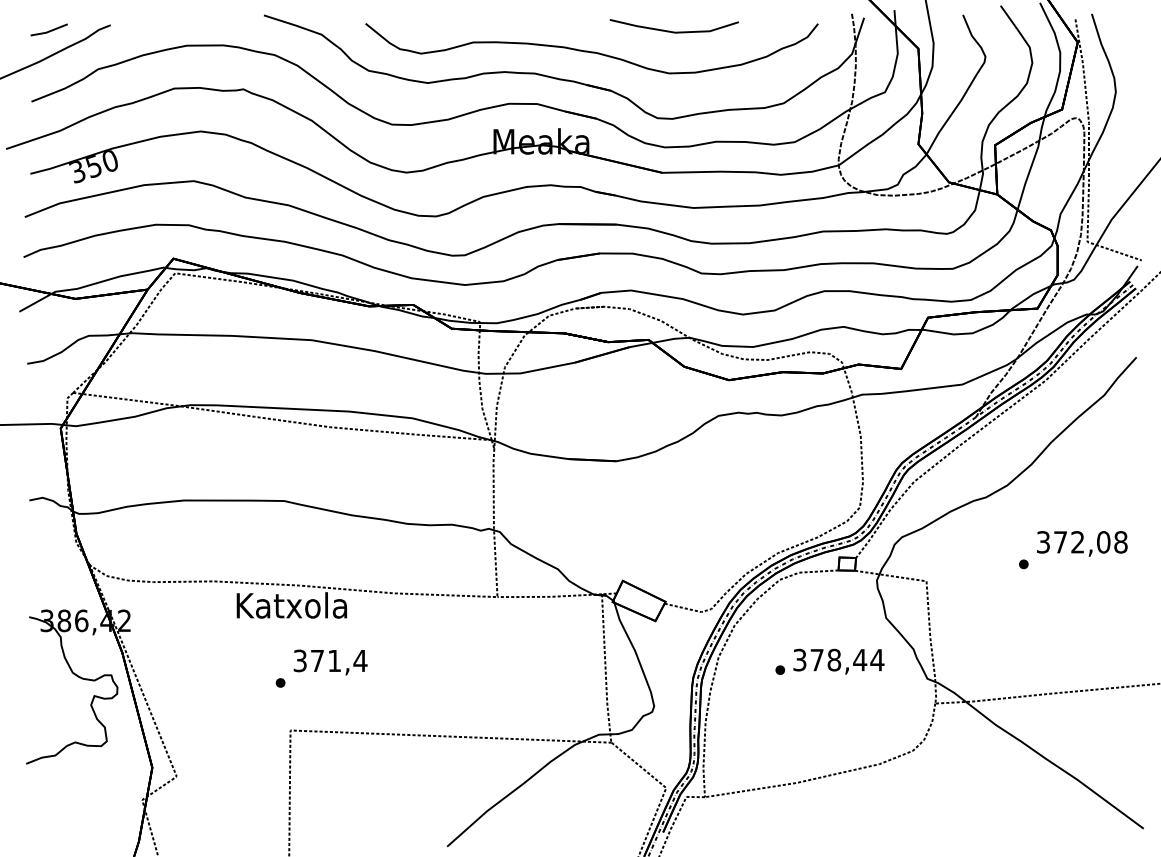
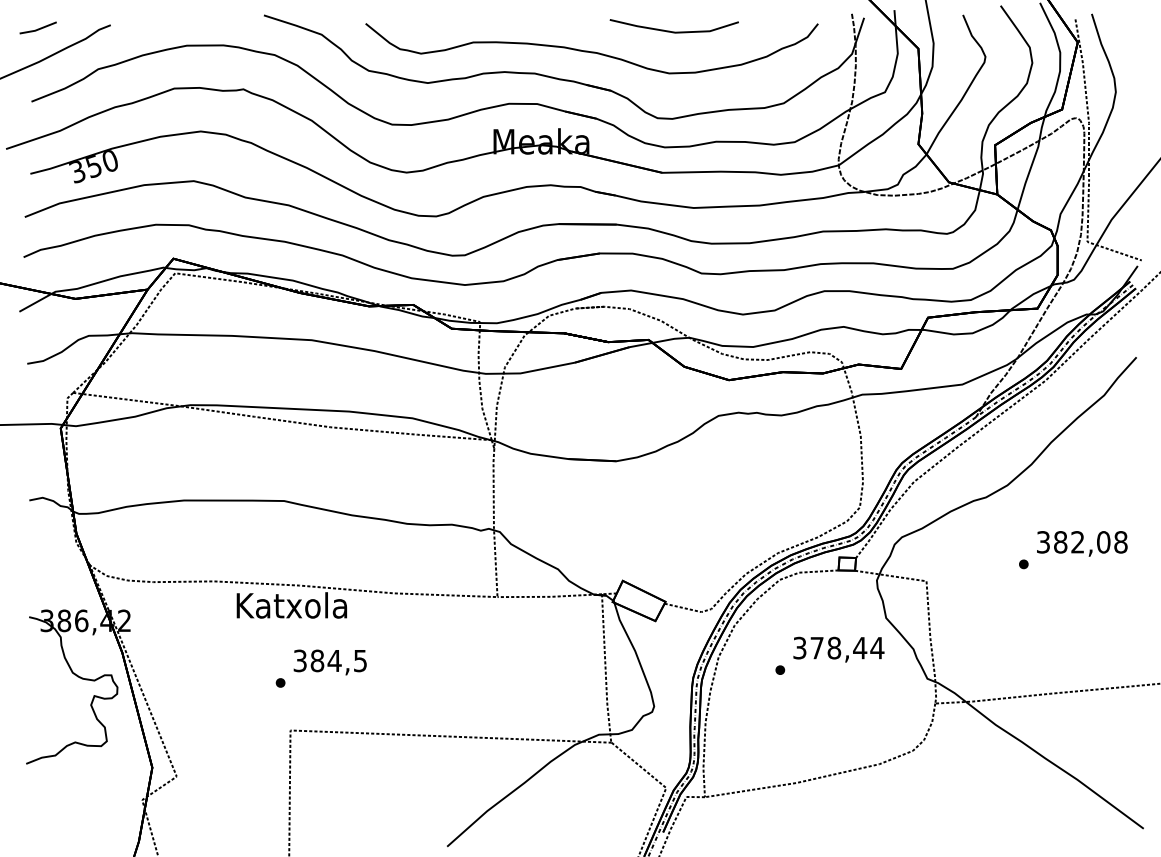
line position: (48, 30) -> (37, 28) (37, 28)
text: 372,08 -> 382,08 (1060, 542)
text: 371,4 -> 384,5 (338, 660)
text position: (838, 661) -> (838, 649) (838, 649)
